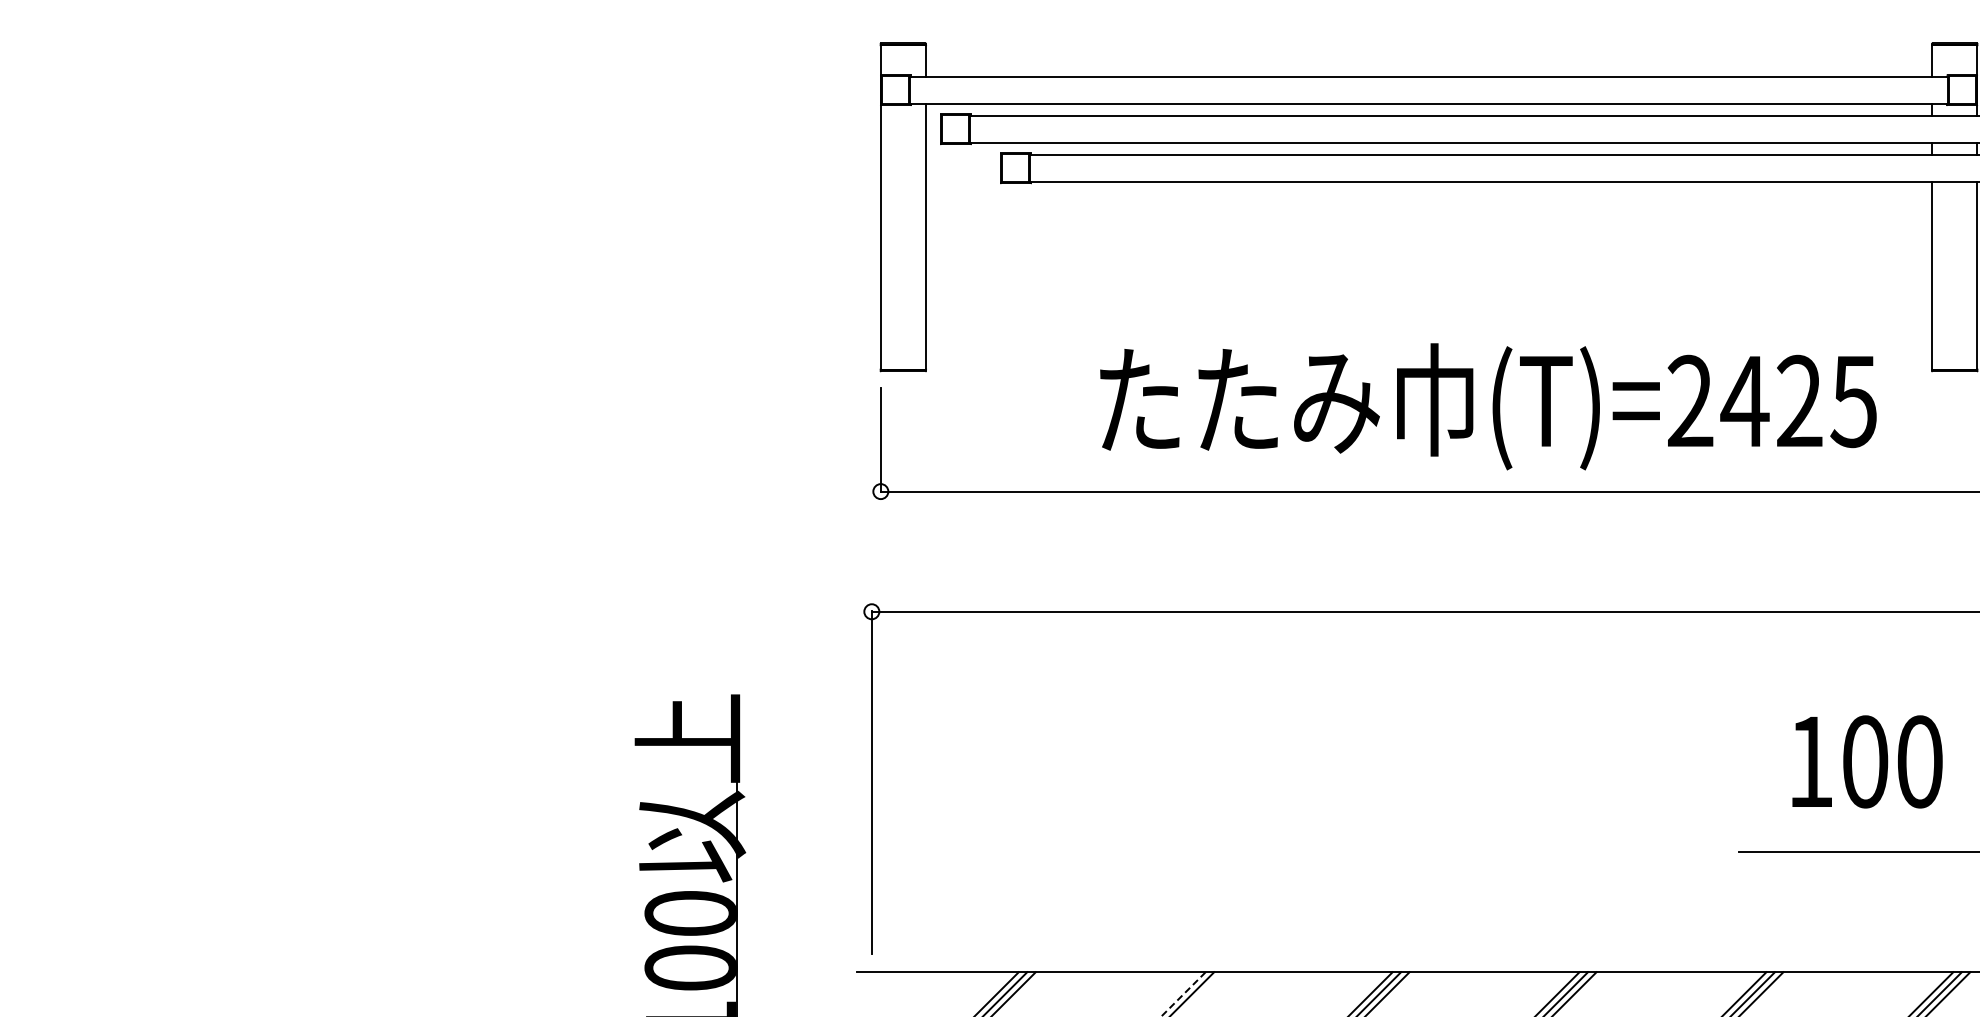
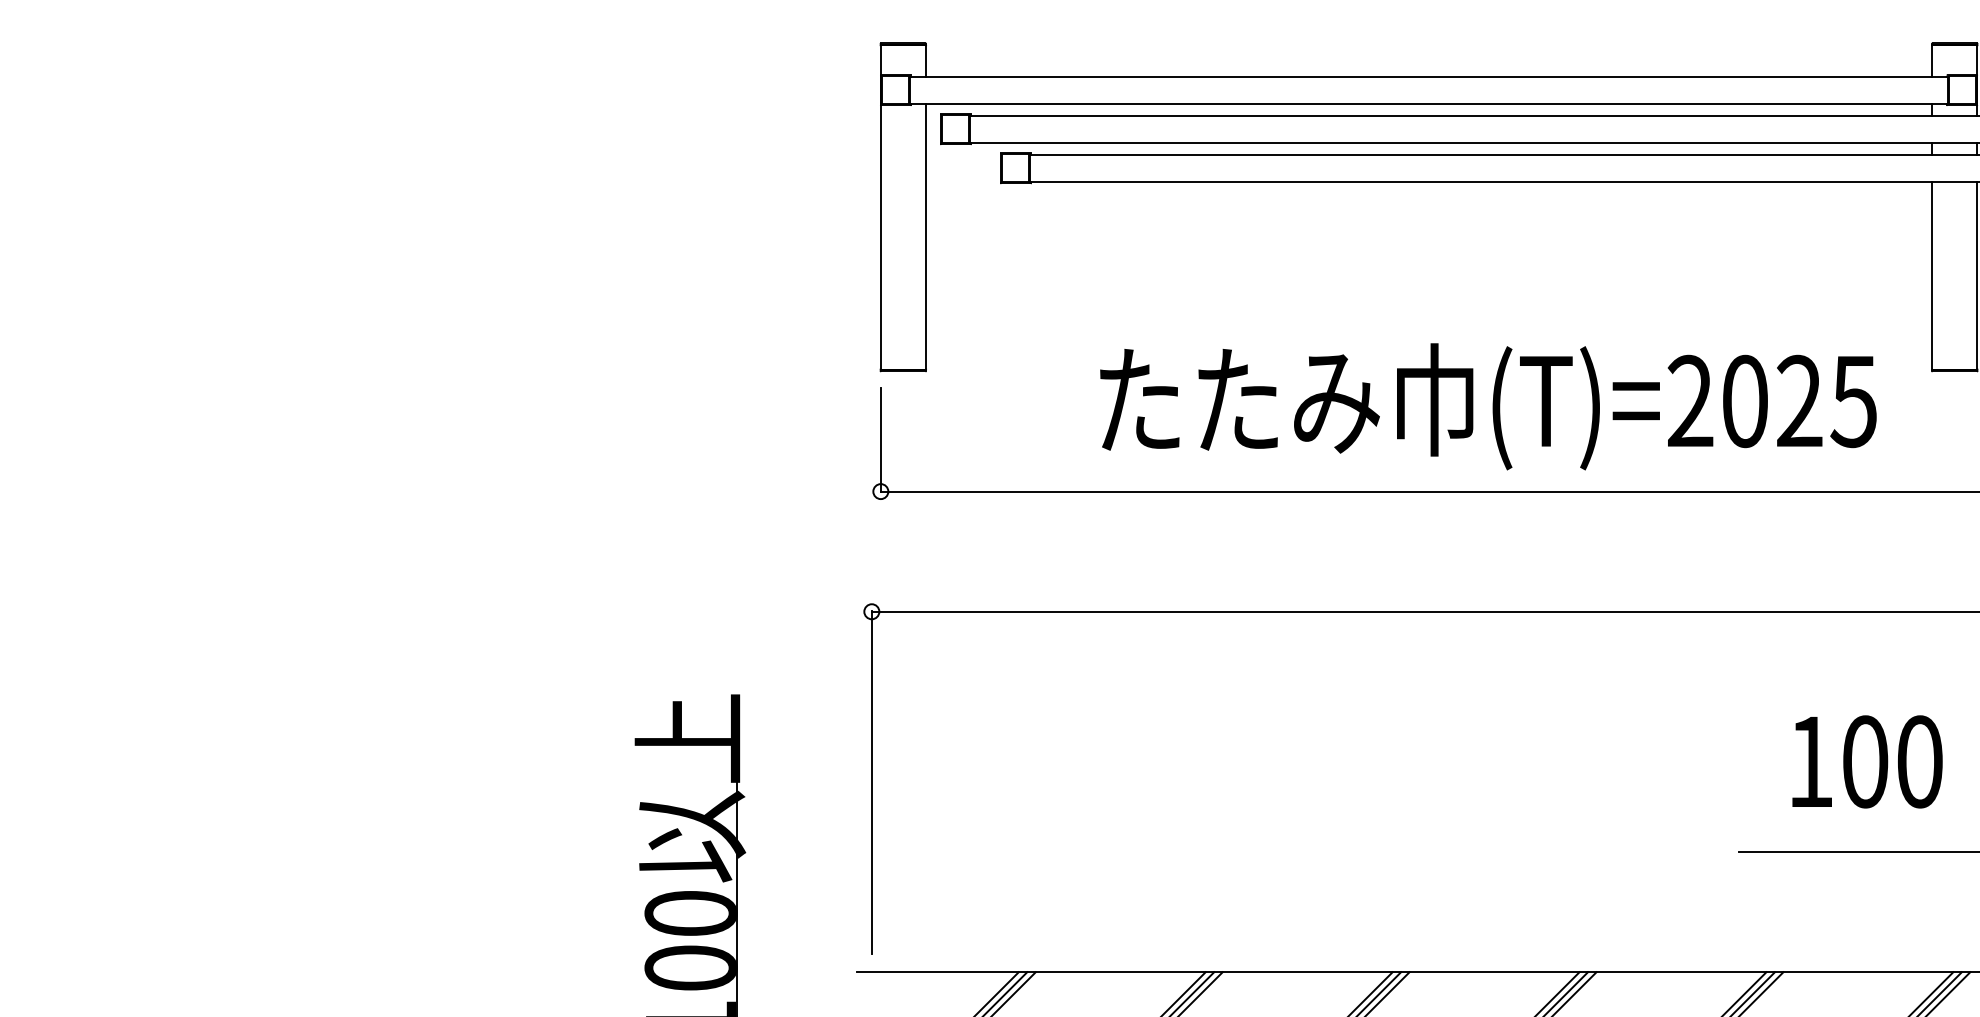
text: (T)=2425 -> (T)=2025 (1744, 401)
line: none -> present (1201, 992)
line: dashed -> solid (1183, 994)
